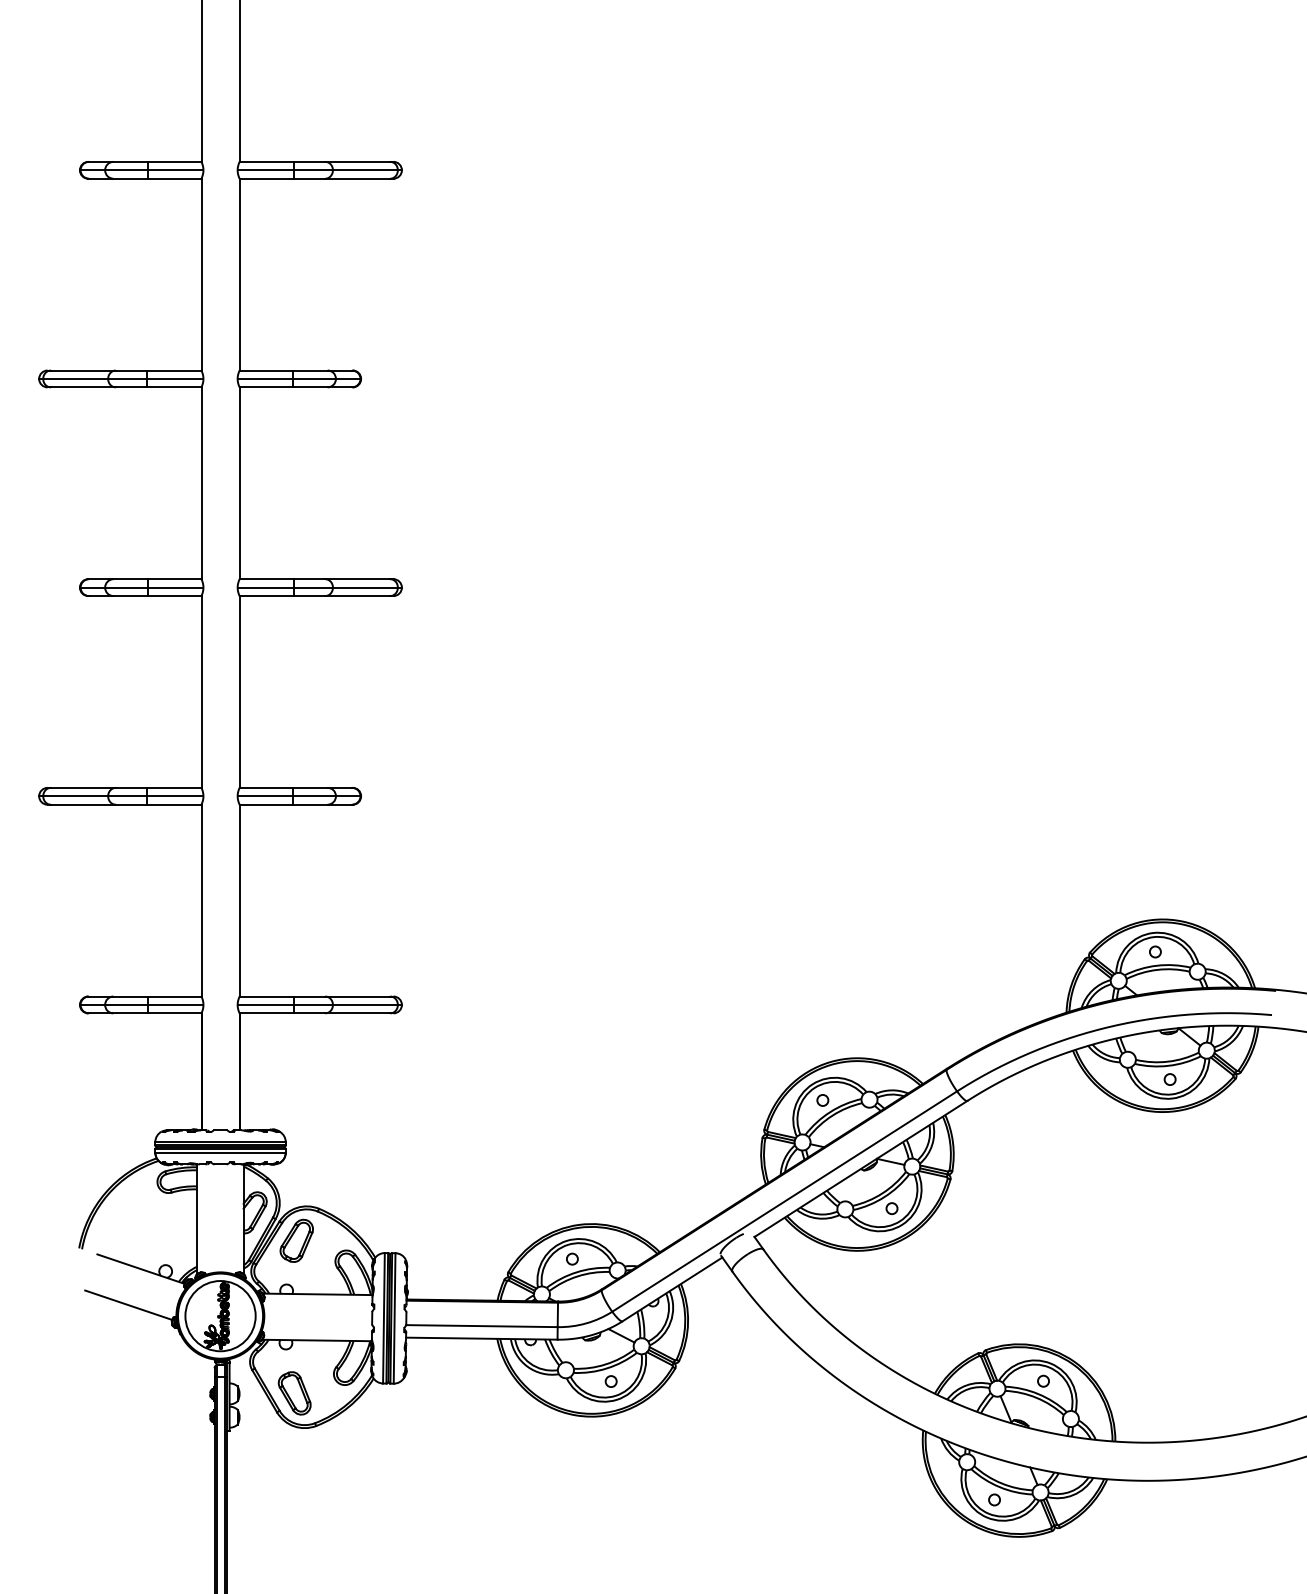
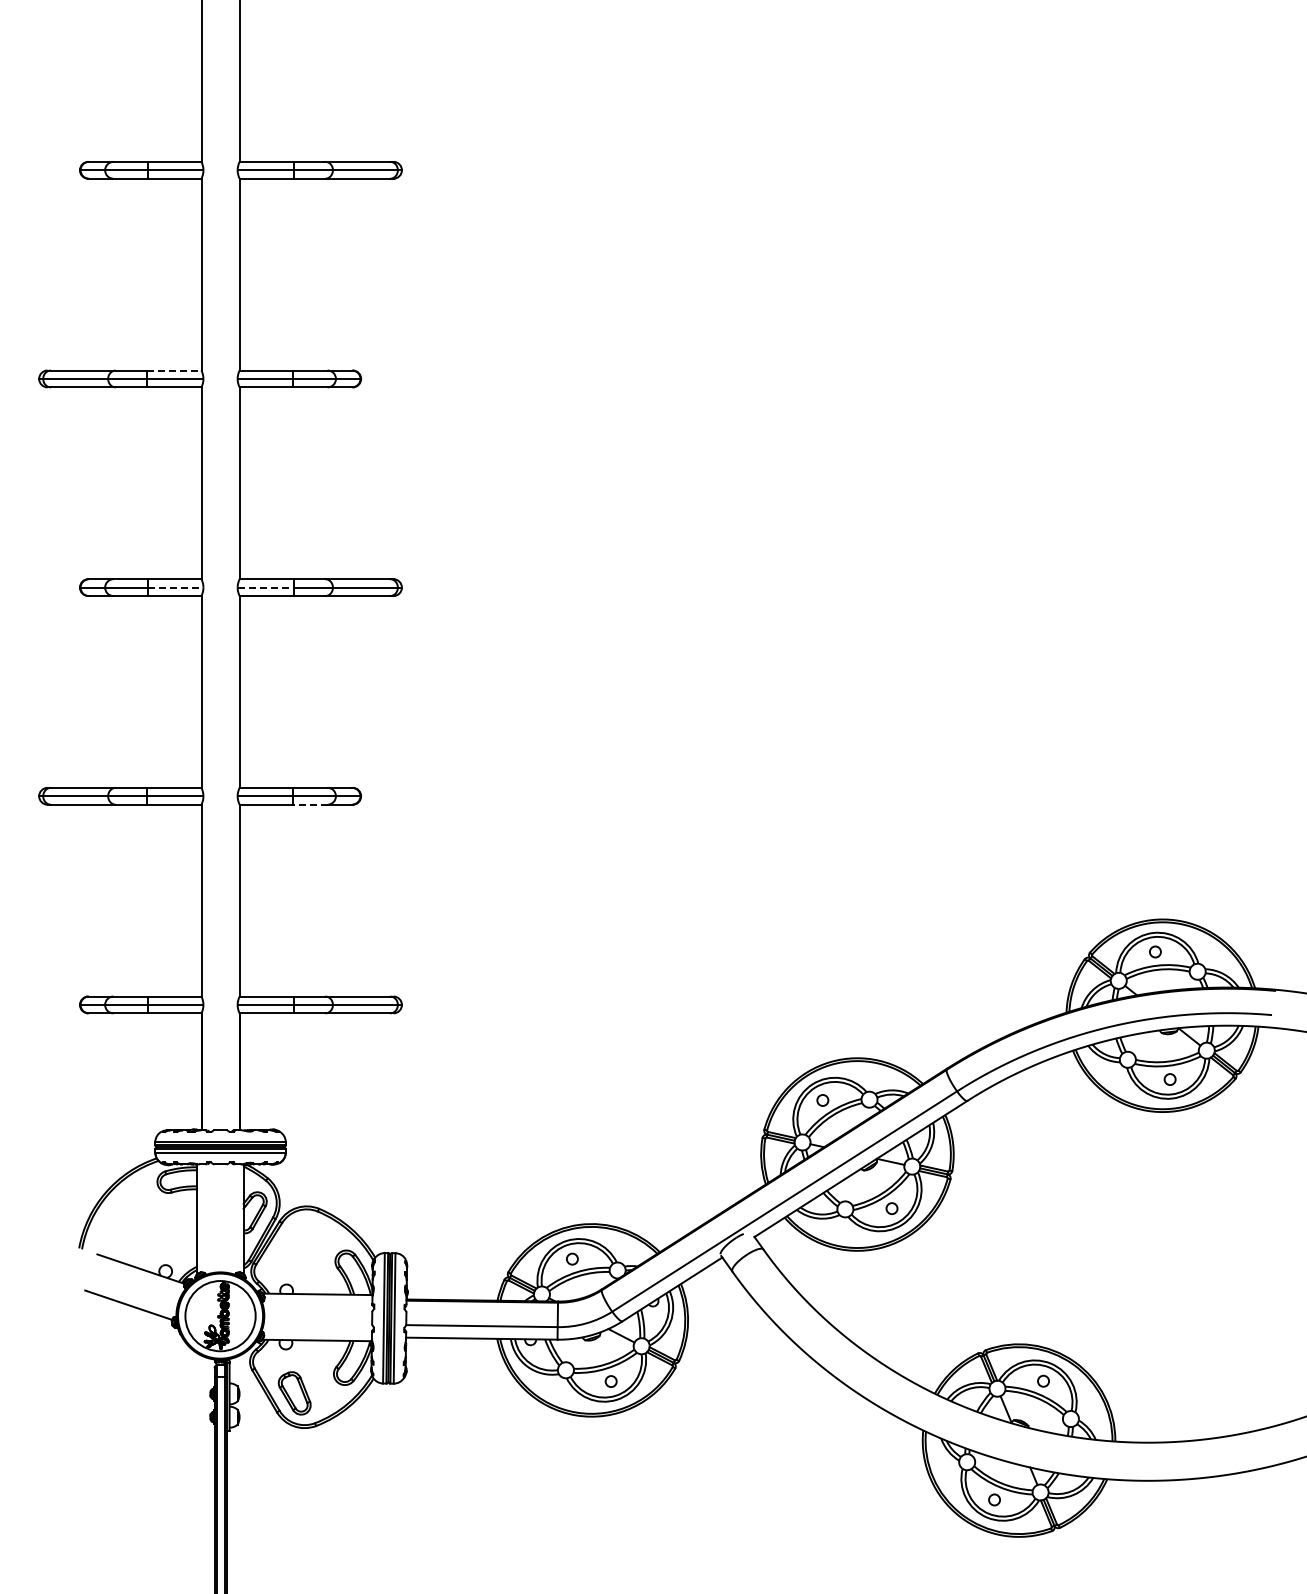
line: solid -> dashed (174, 370)
line: solid -> dashed (175, 587)
line: solid -> dashed (266, 587)
line: solid -> dashed (310, 804)
part: present -> none (296, 1240)
